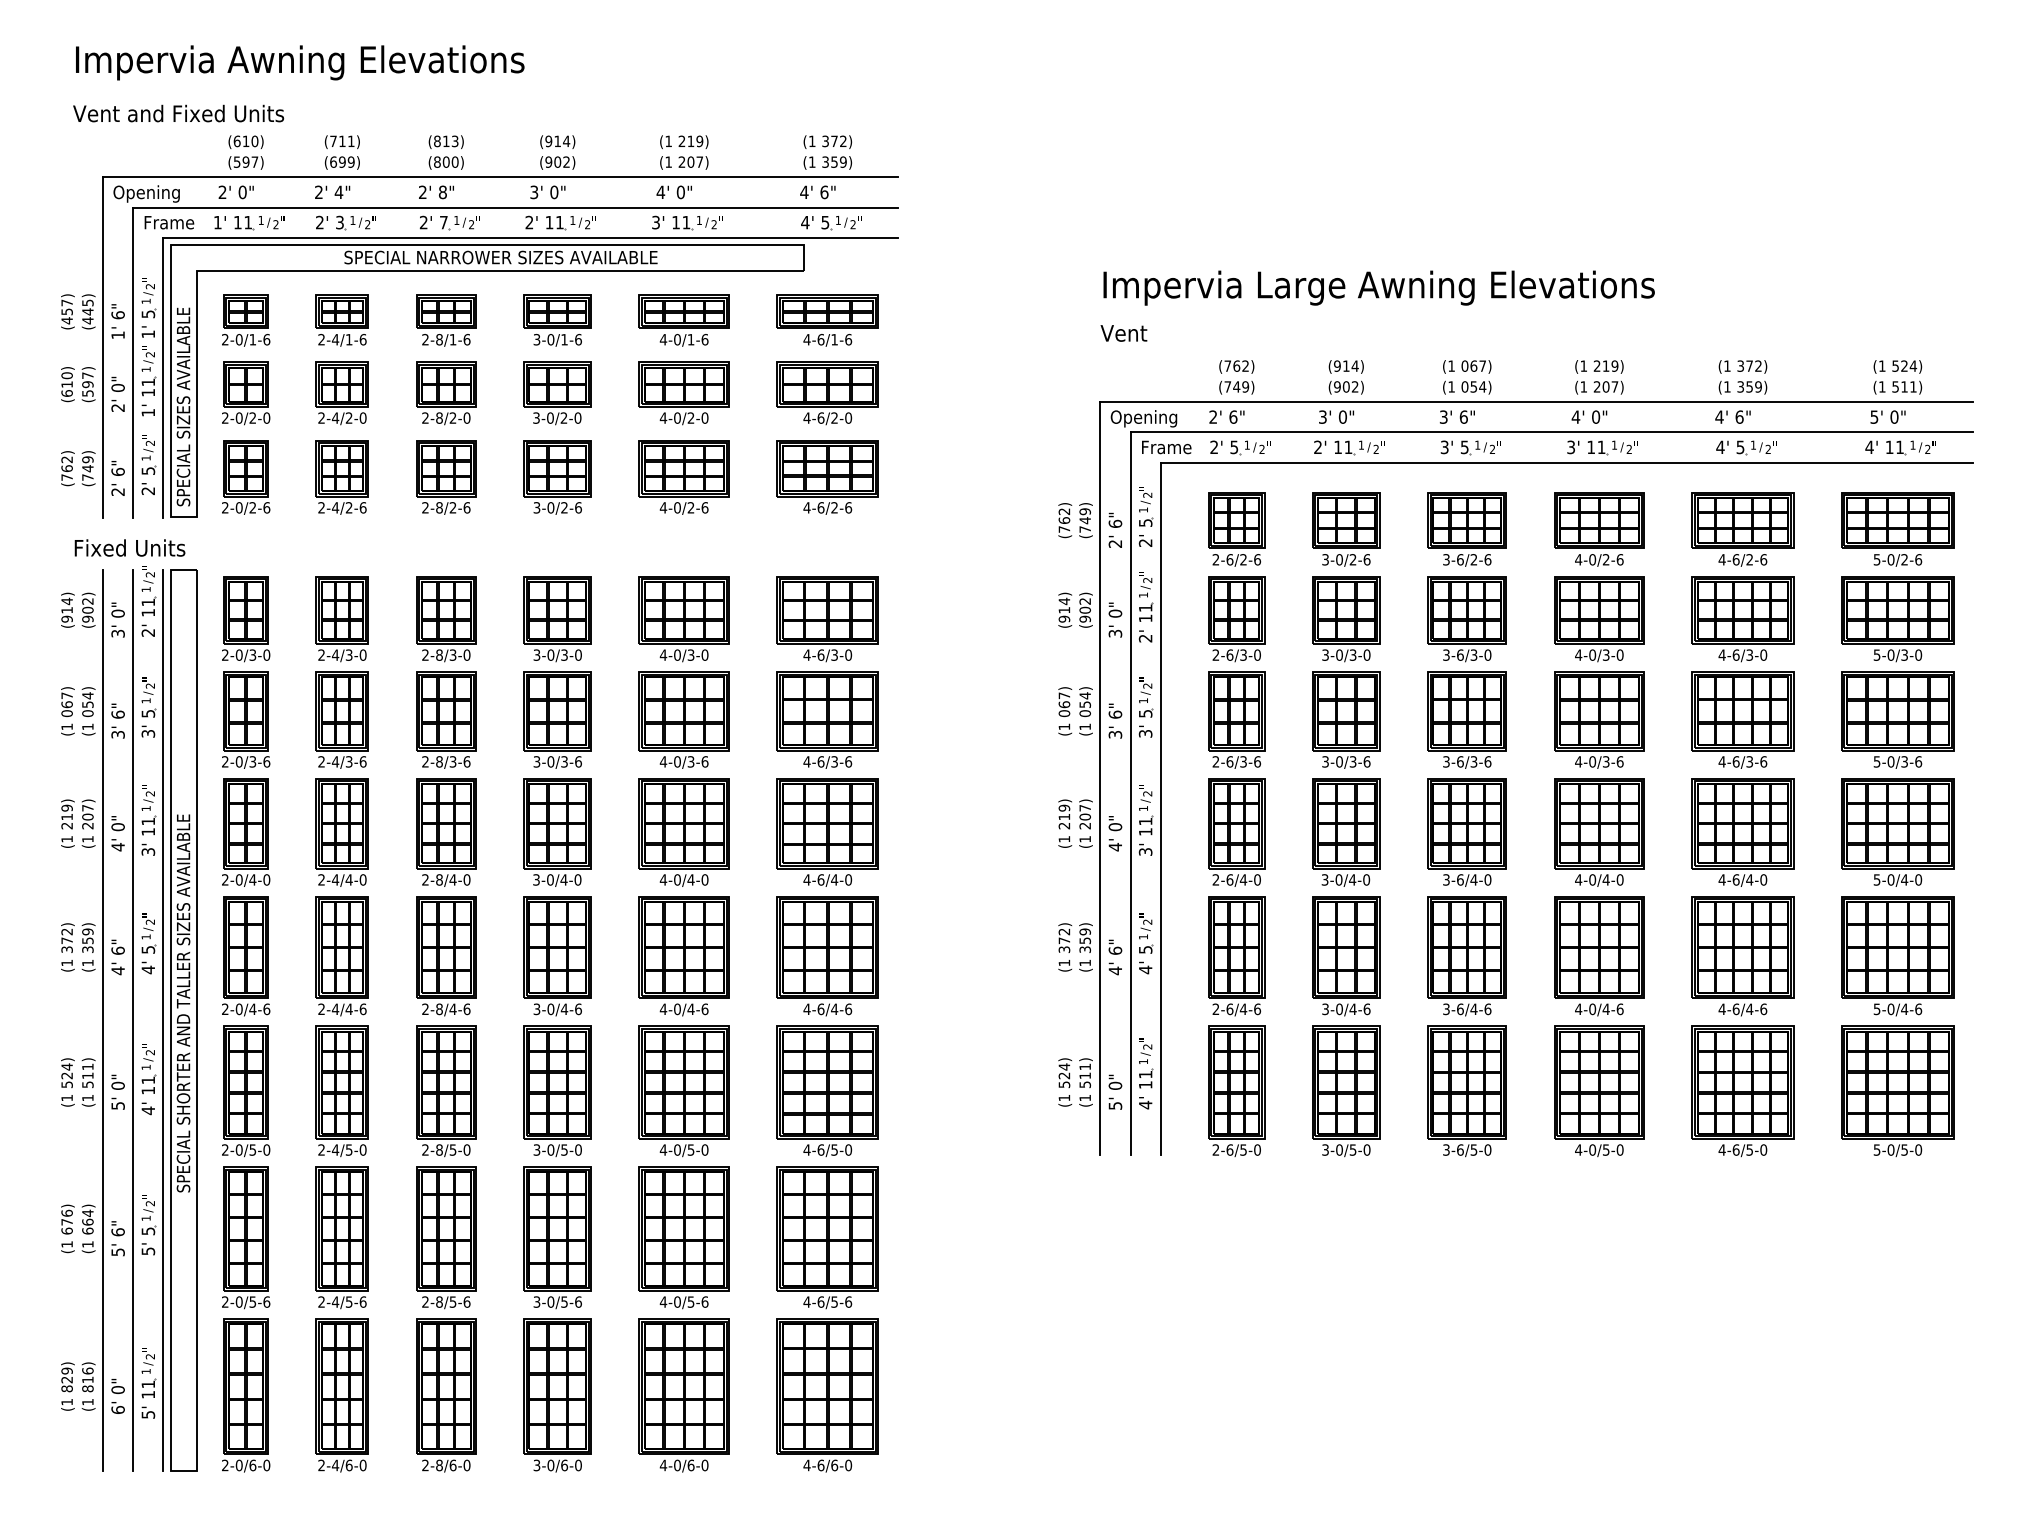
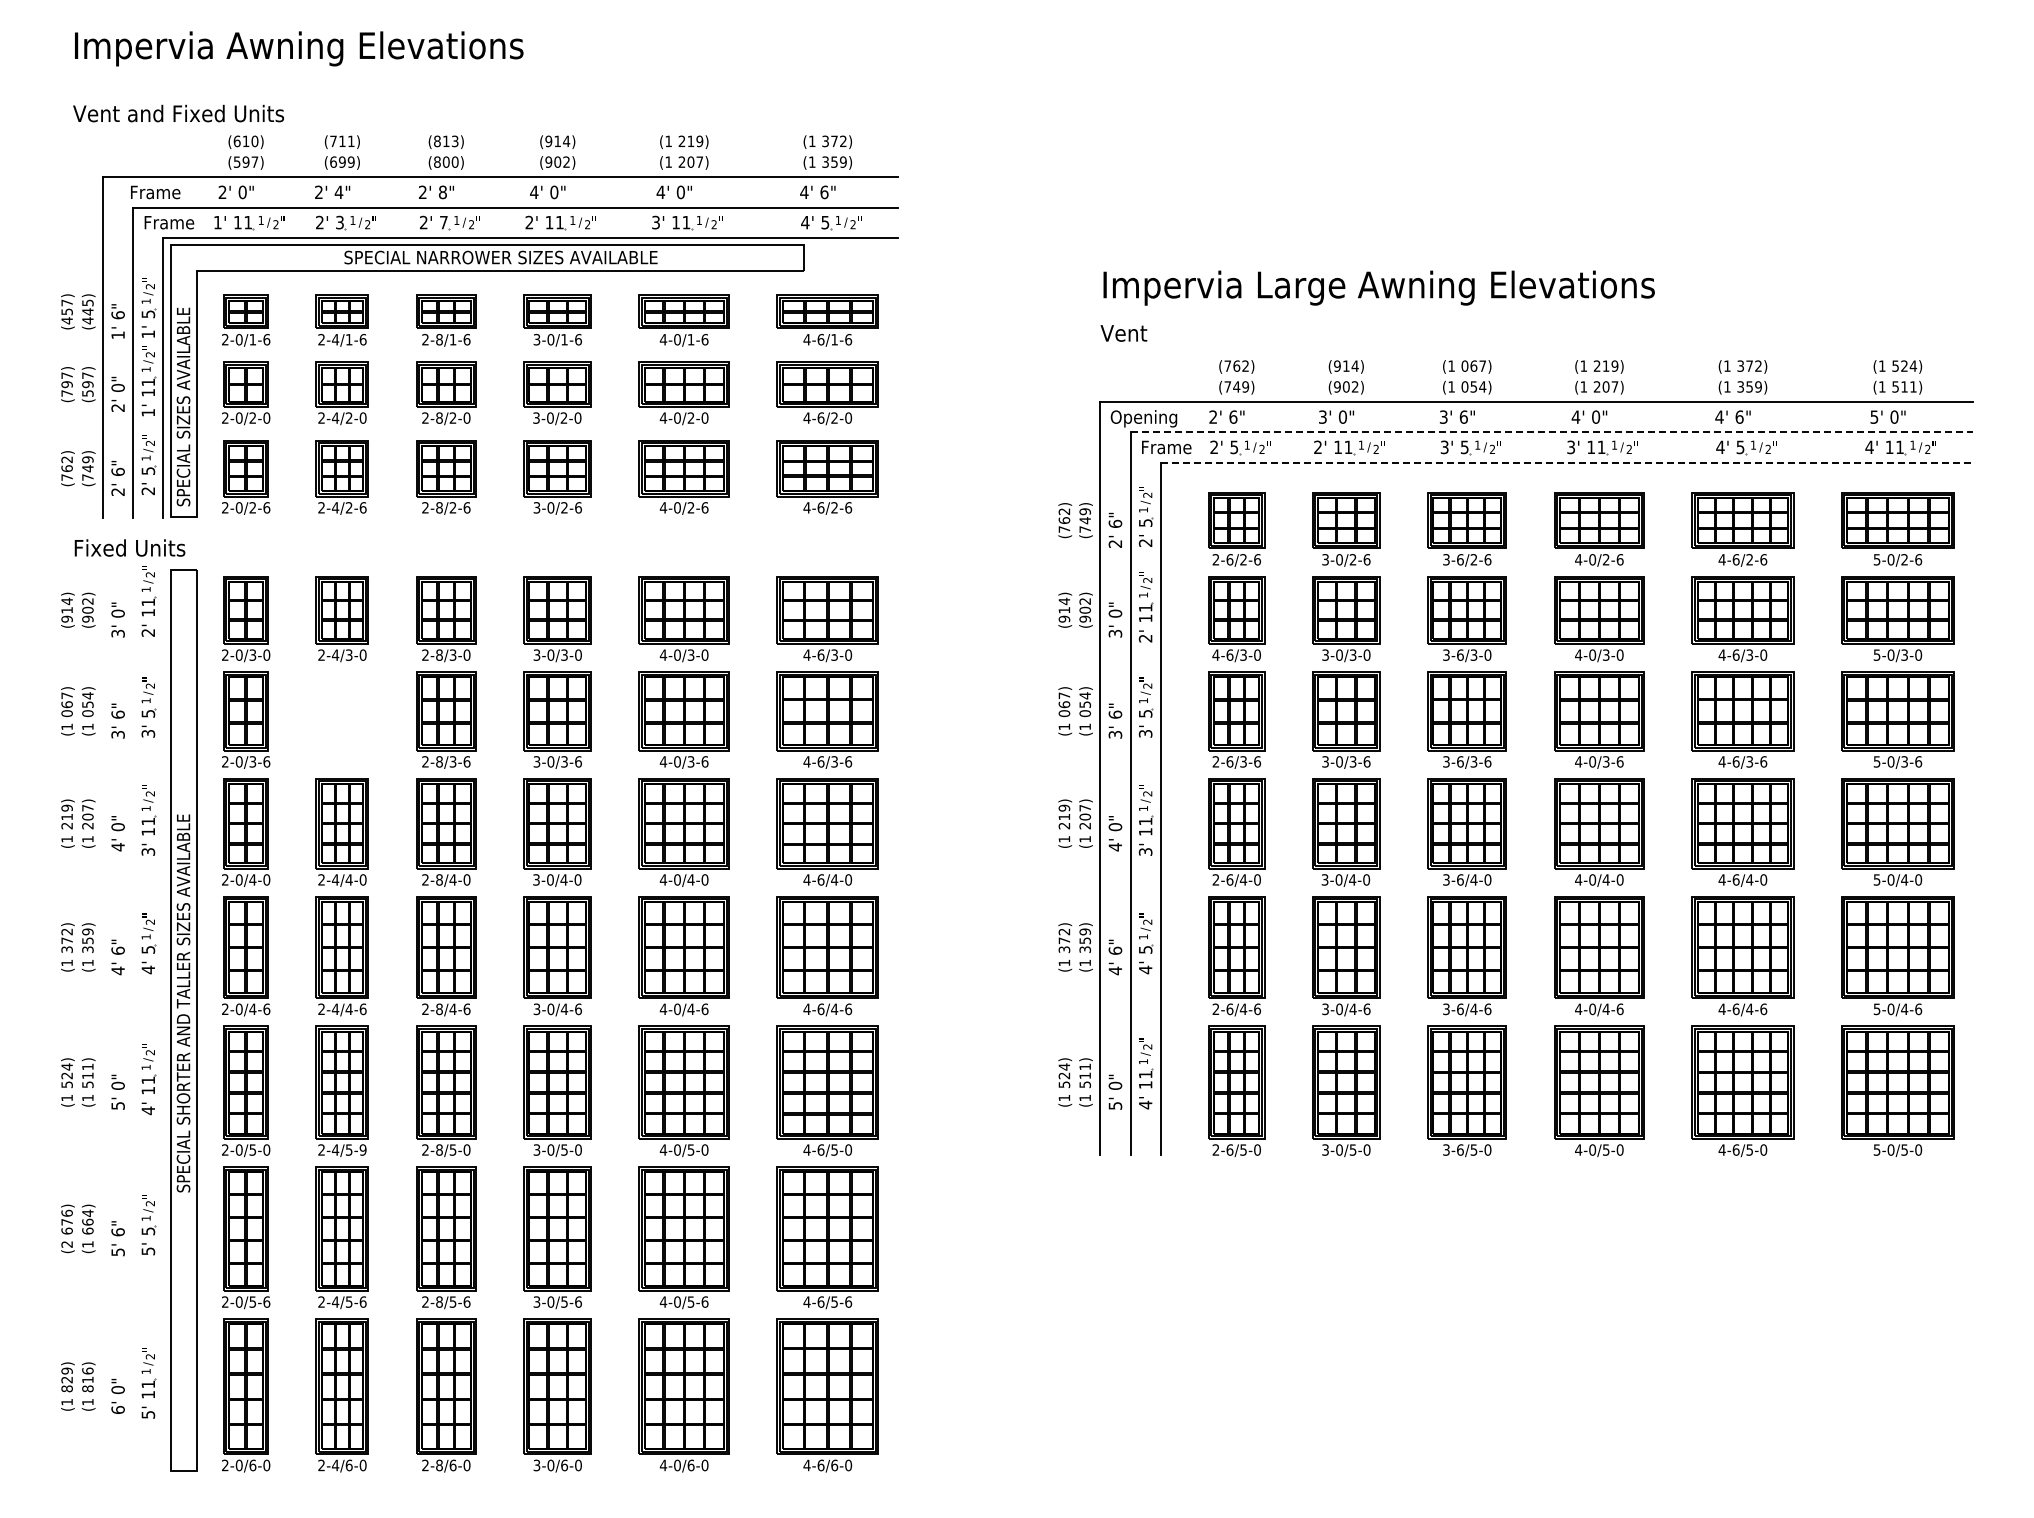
text position: (300, 62) -> (299, 48) (299, 48)
text: 3' -> 4' (534, 192)
text: Opening -> Frame (146, 193)
text: (610) -> (797) (66, 384)
line: solid -> dashed (1552, 432)
line: solid -> dashed (1567, 462)
text: 2-6/3-0 -> 4-6/3-0 (1215, 654)
part: present -> none (341, 719)
line: present -> none (103, 1020)
line: present -> none (133, 1020)
line: present -> none (163, 1020)
text: 2-4/5-0 -> 2-4/5-9 (362, 1149)
text: (1 -> (2 (66, 1244)
